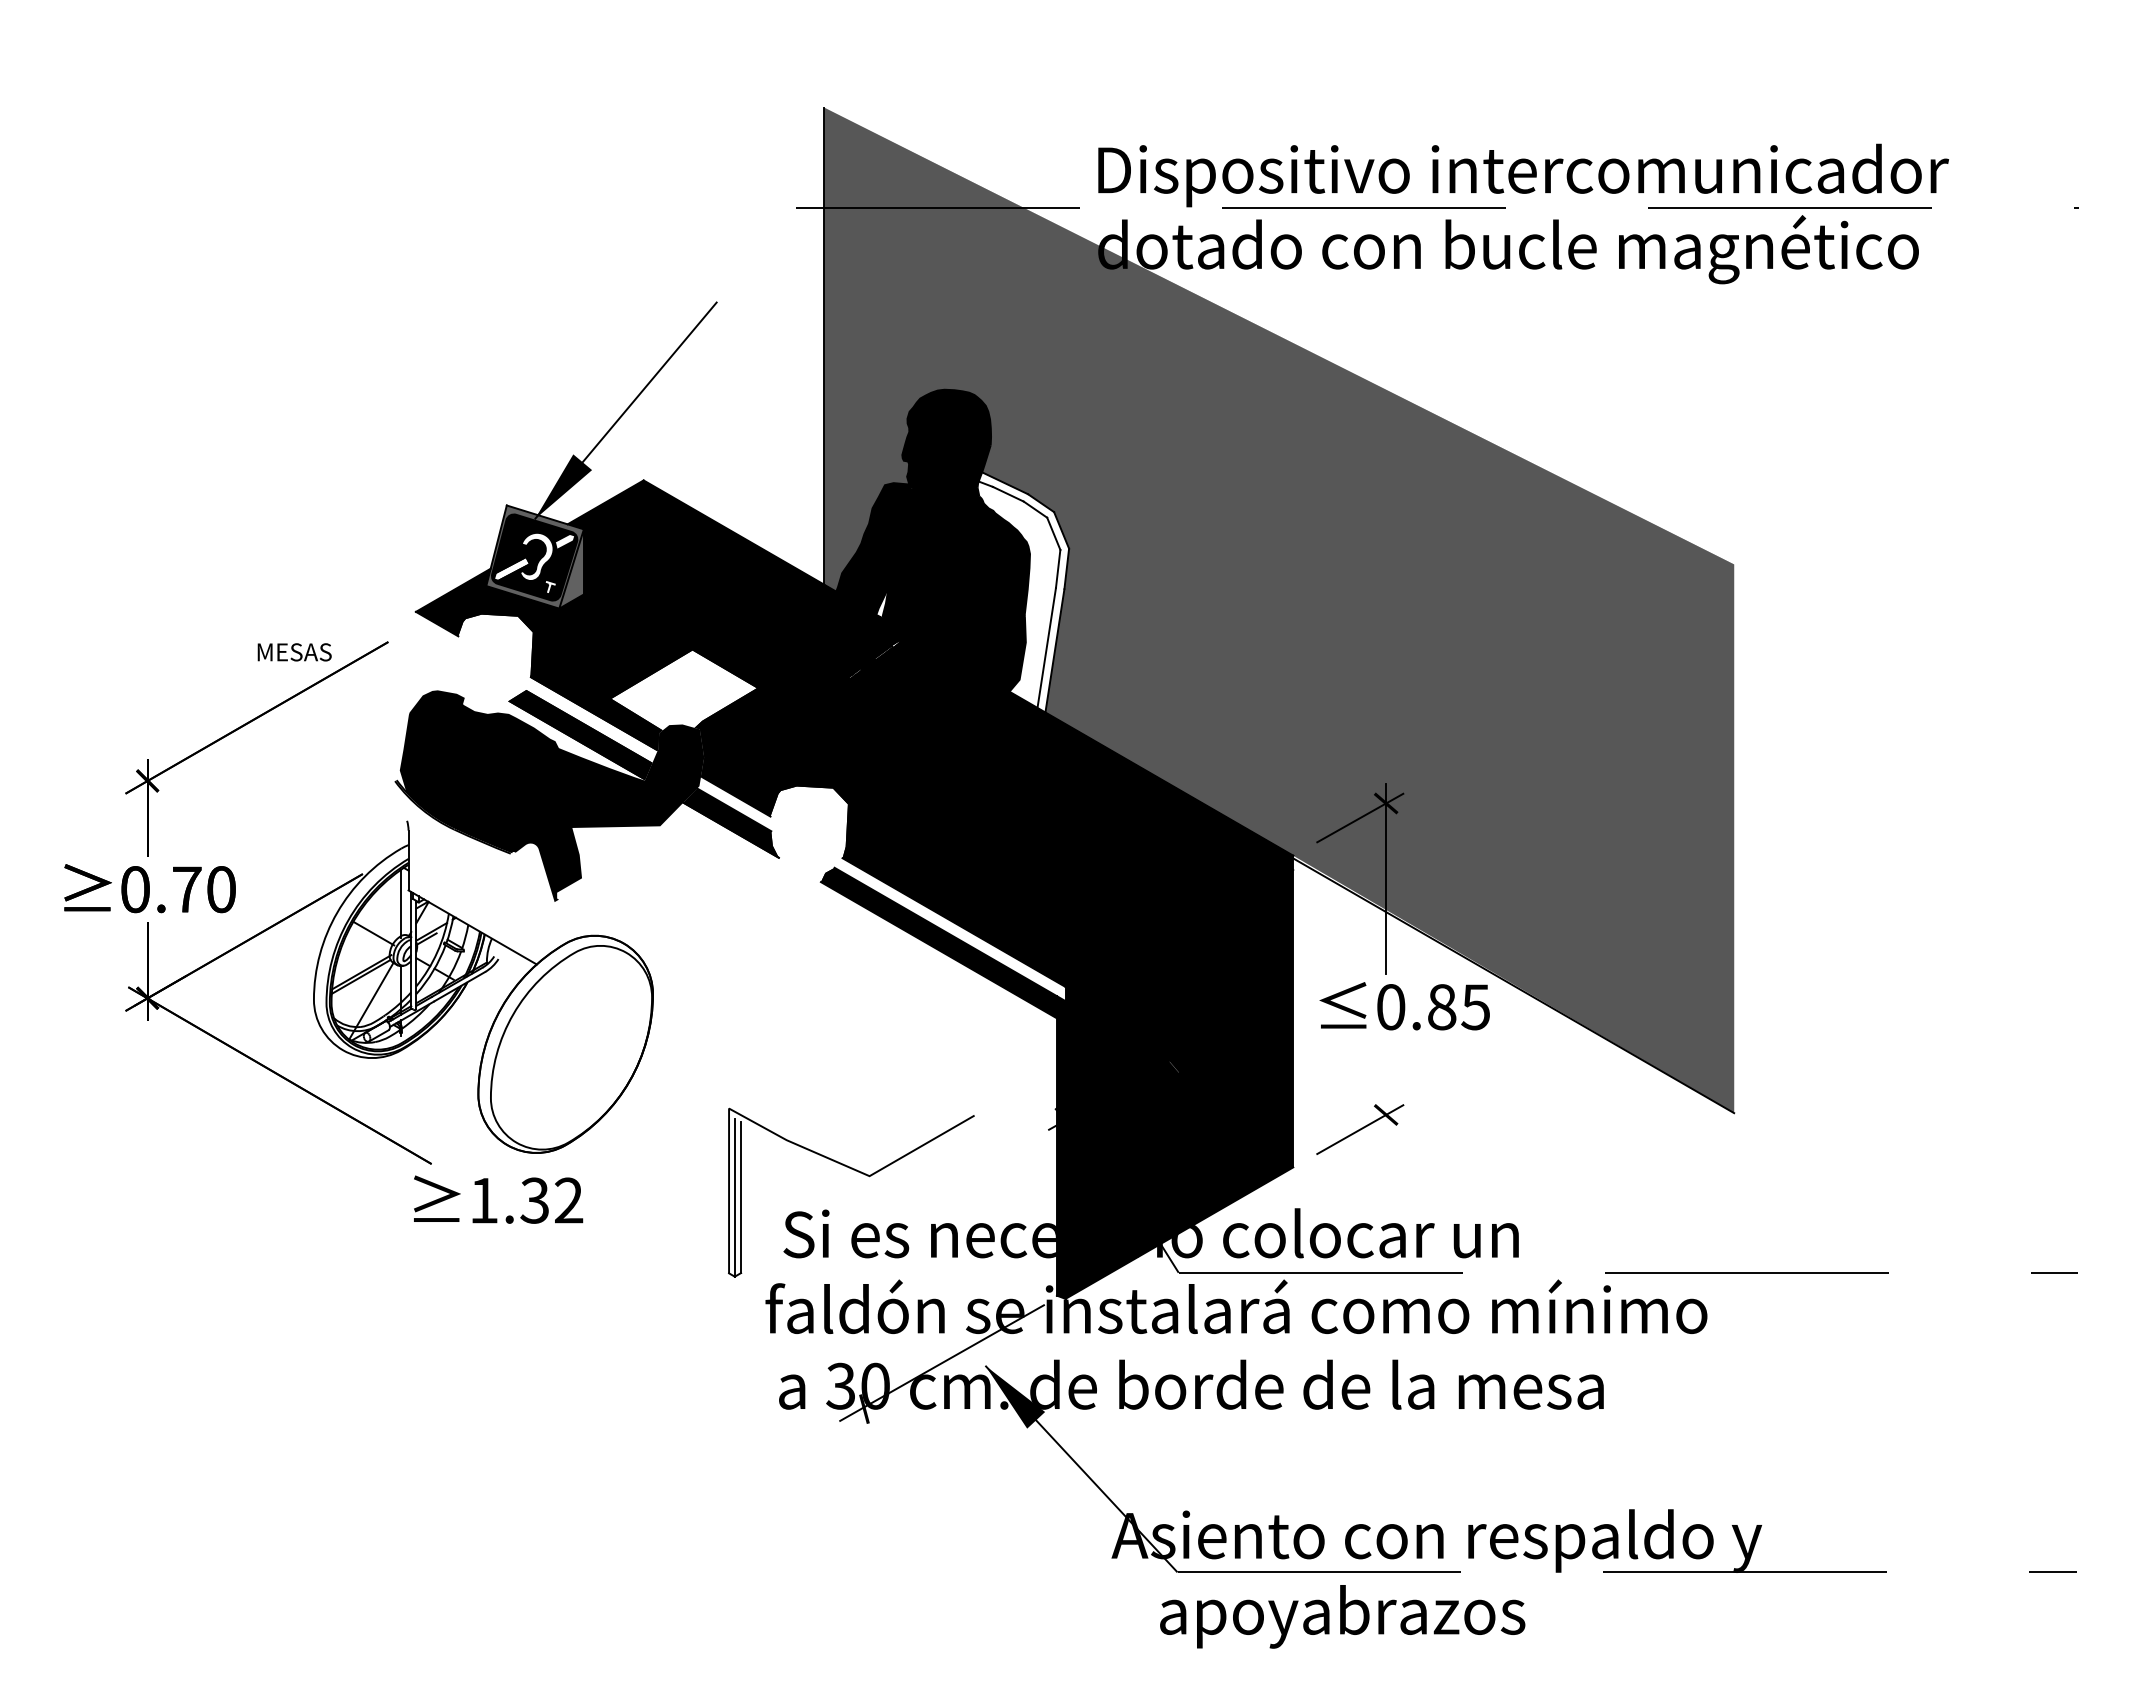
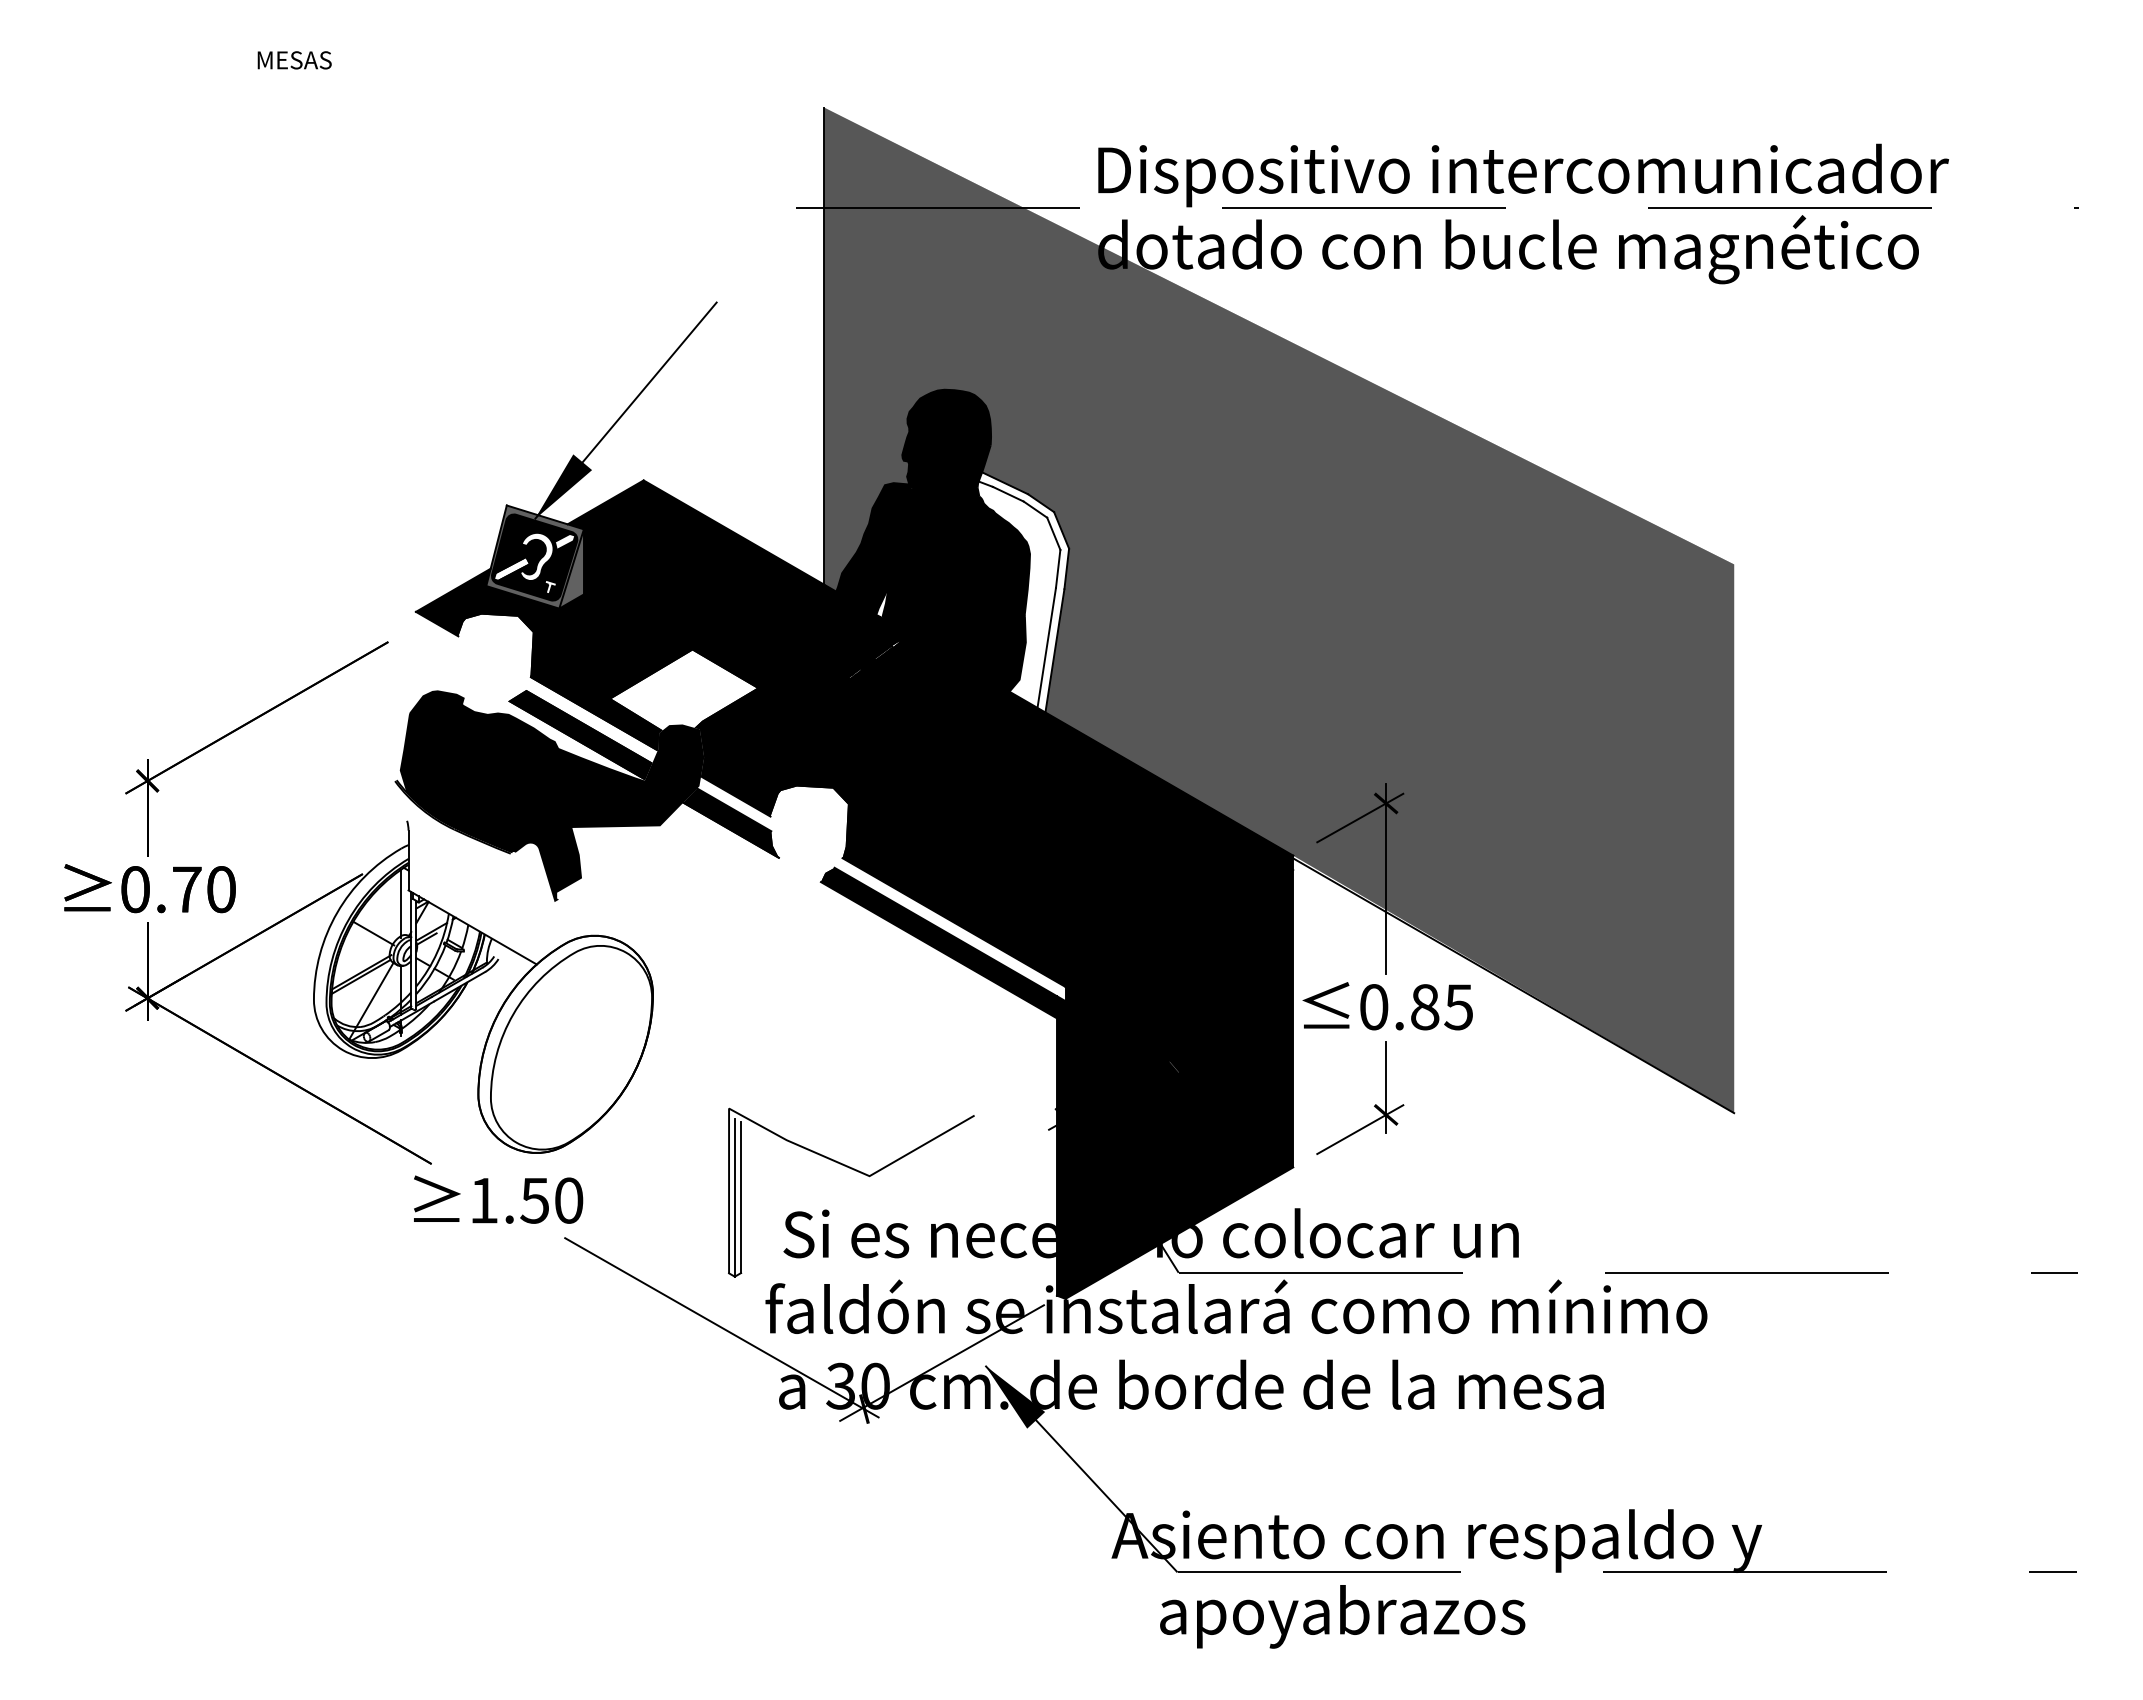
text position: (294, 652) -> (294, 60) (294, 60)
text position: (1404, 1006) -> (1387, 1006) (1387, 1006)
line: none -> present (1386, 1087)
text: 1.32 -> 1.50 (551, 1200)
line: none -> present (721, 1327)
